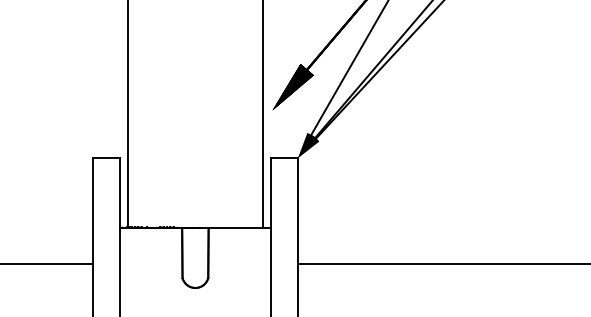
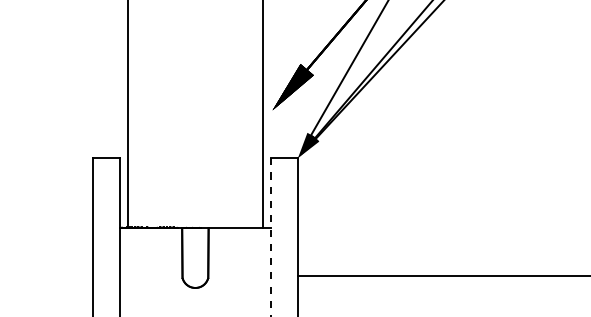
line: solid -> dashed (271, 237)
line: present -> none (47, 263)
line position: (442, 263) -> (442, 275) (442, 275)
